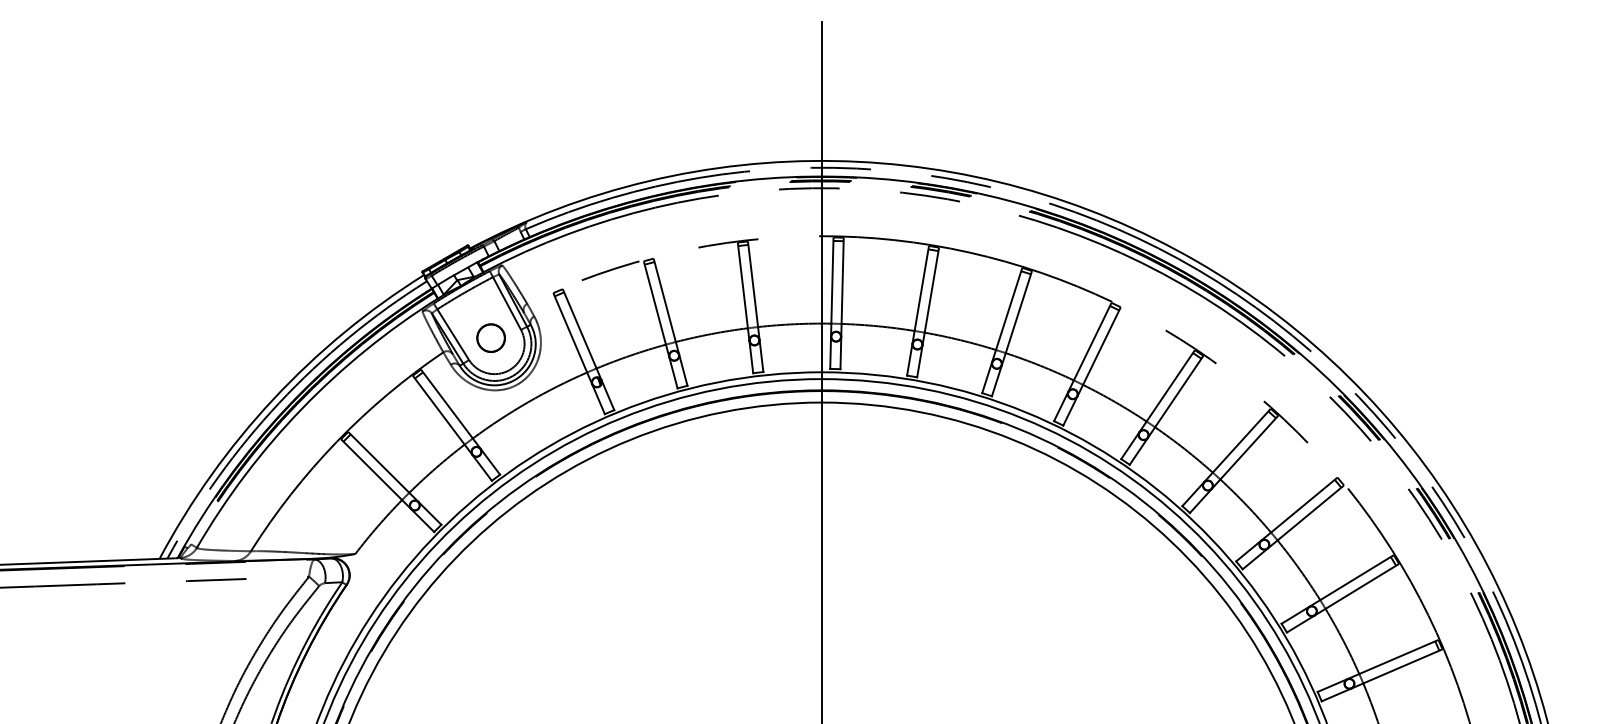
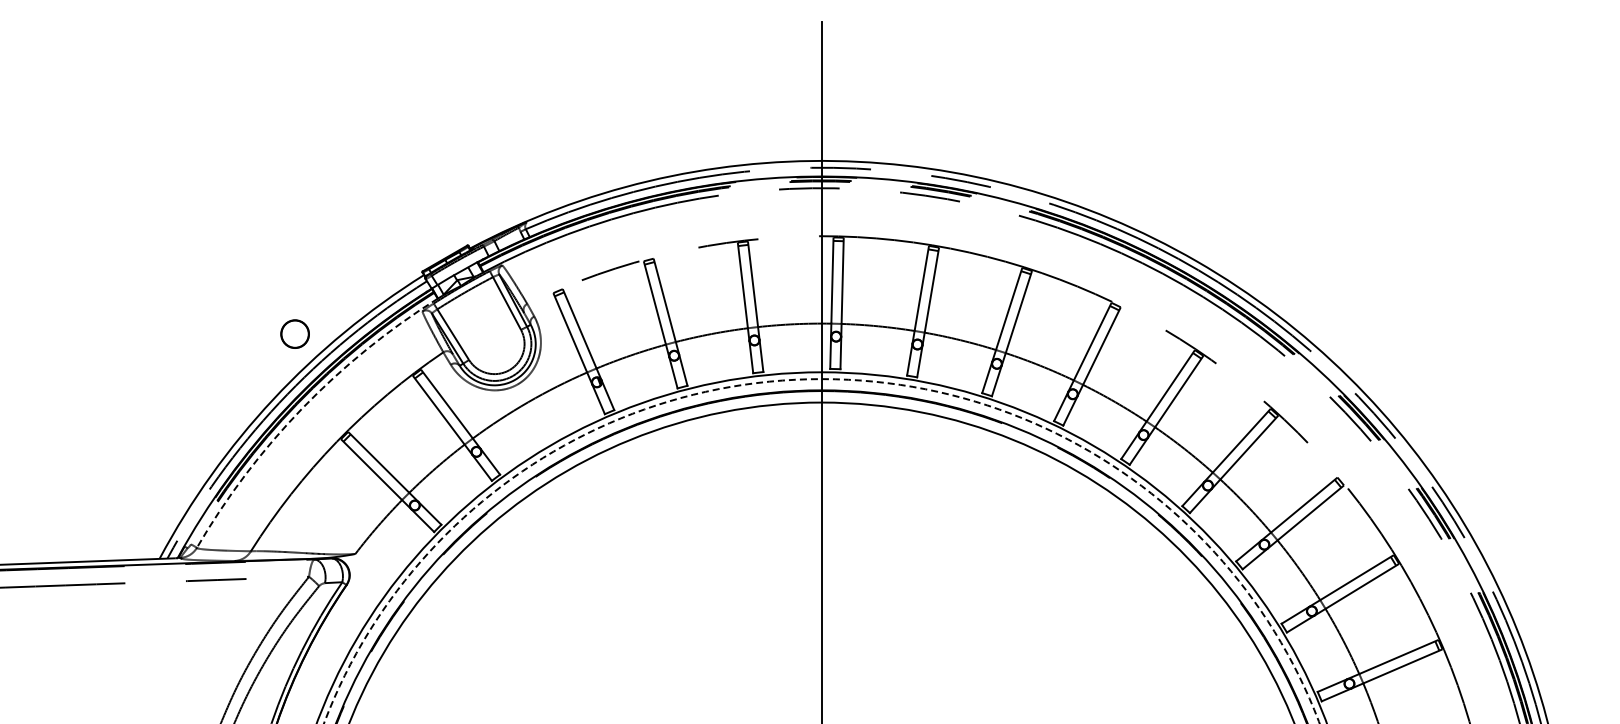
circle position: (490, 337) -> (294, 333) (294, 333)
arc: solid -> dashed (821, 379)
arc: solid -> dashed (302, 408)
